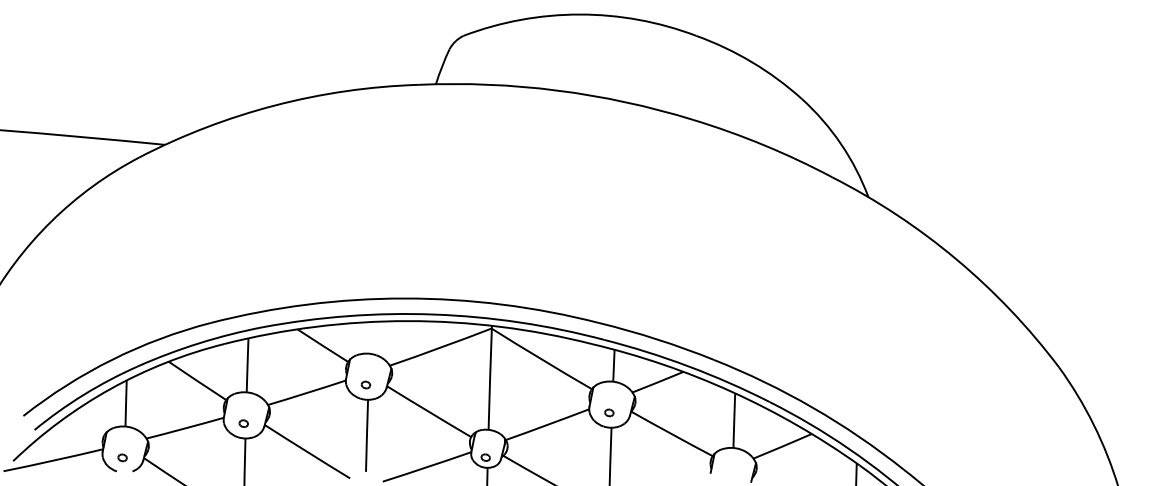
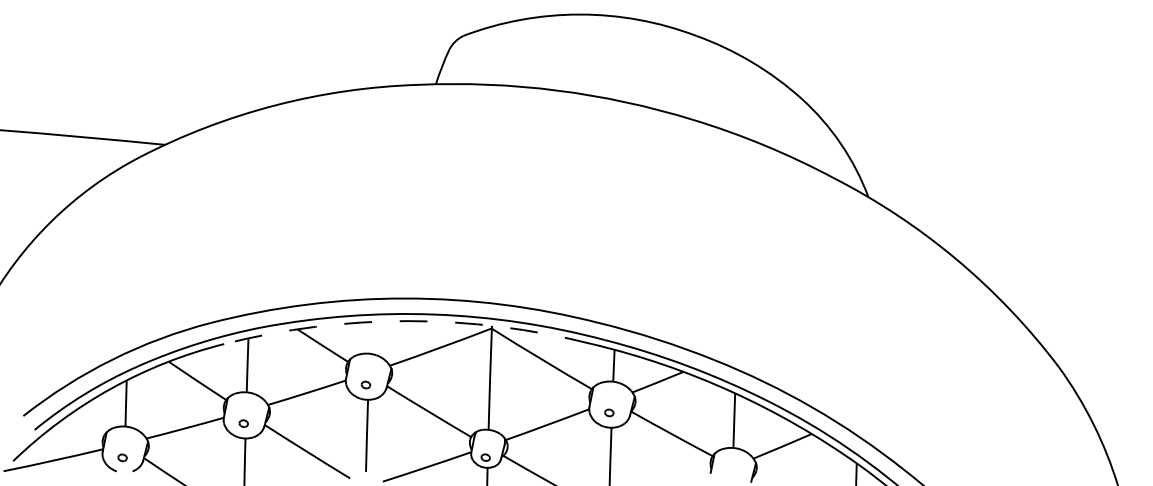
arc: solid -> dashed (408, 321)
